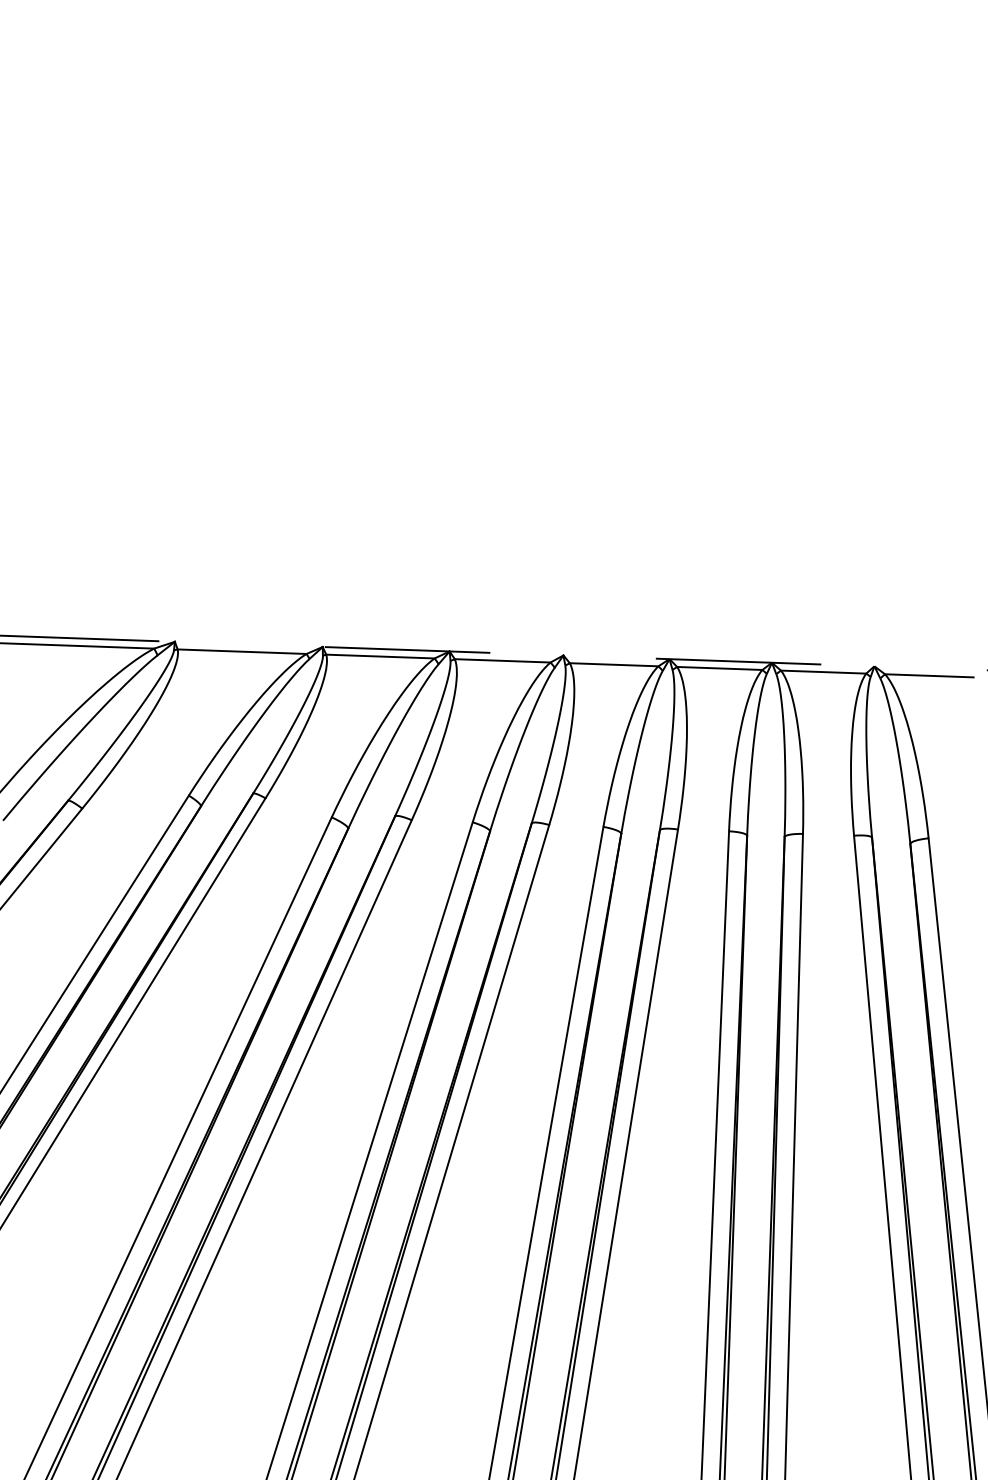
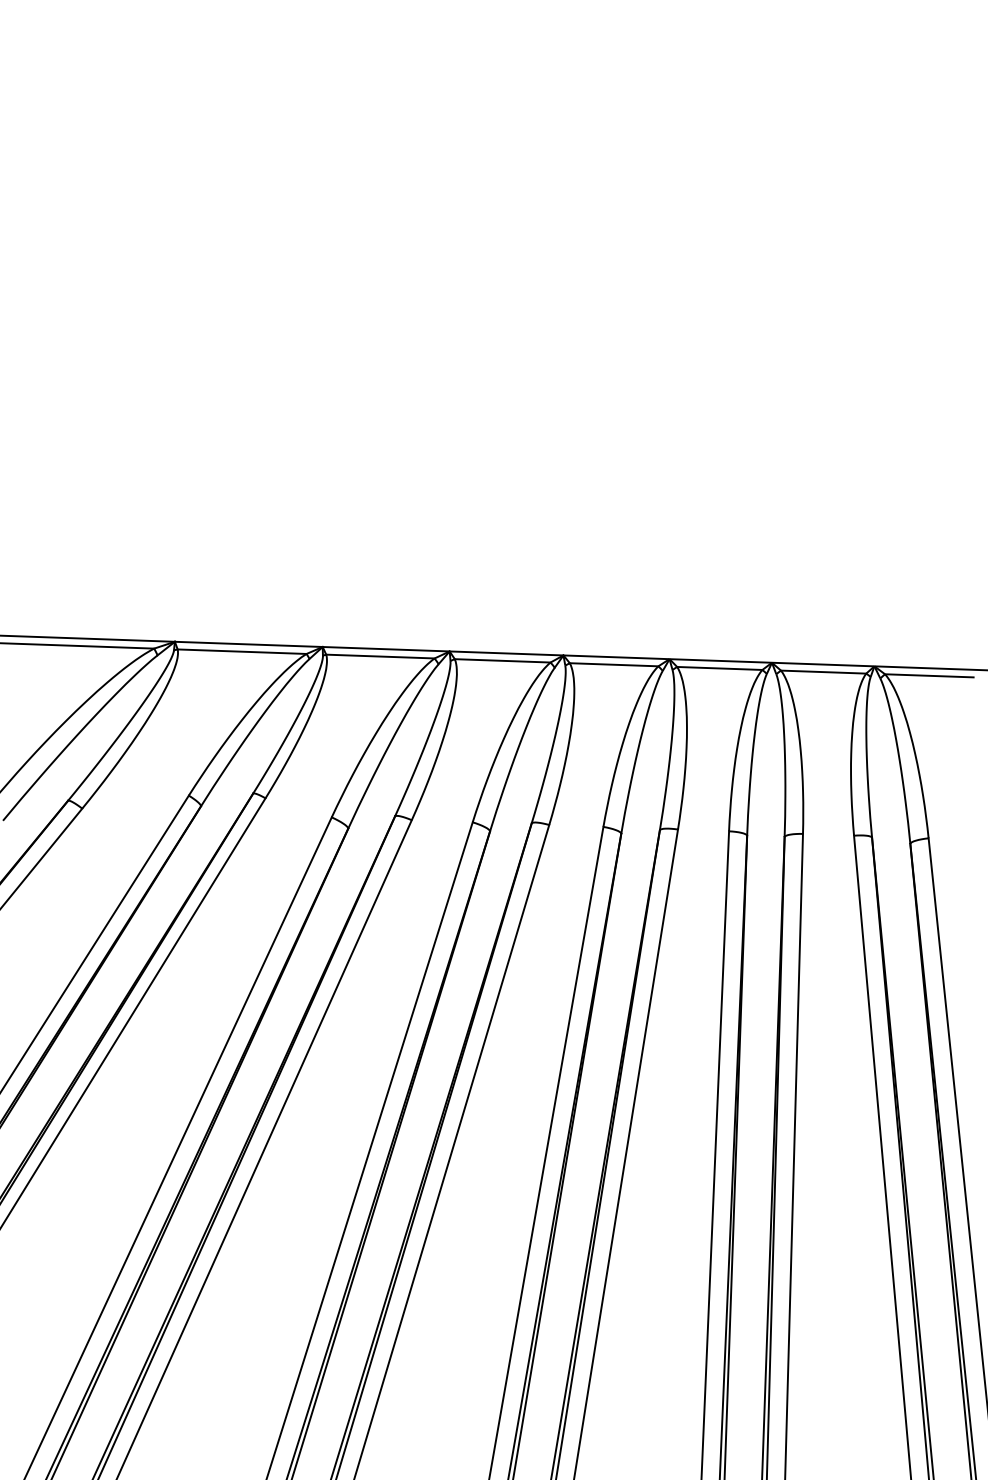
line: dashed -> solid (494, 653)
